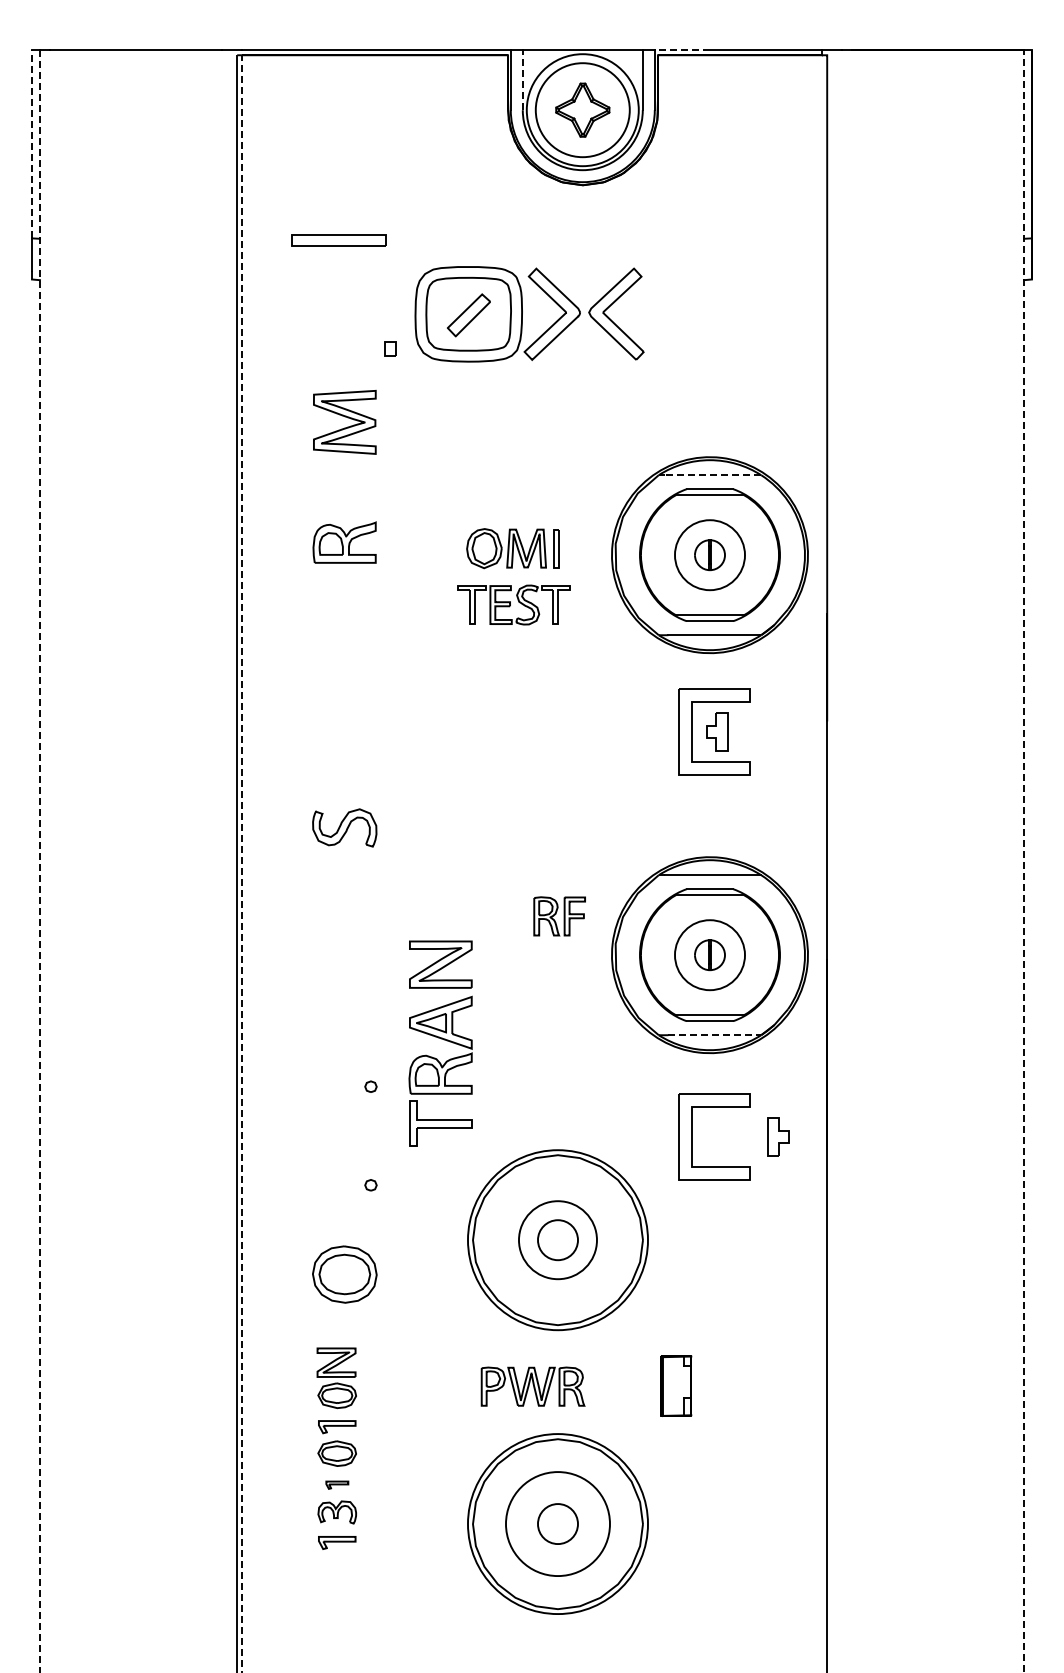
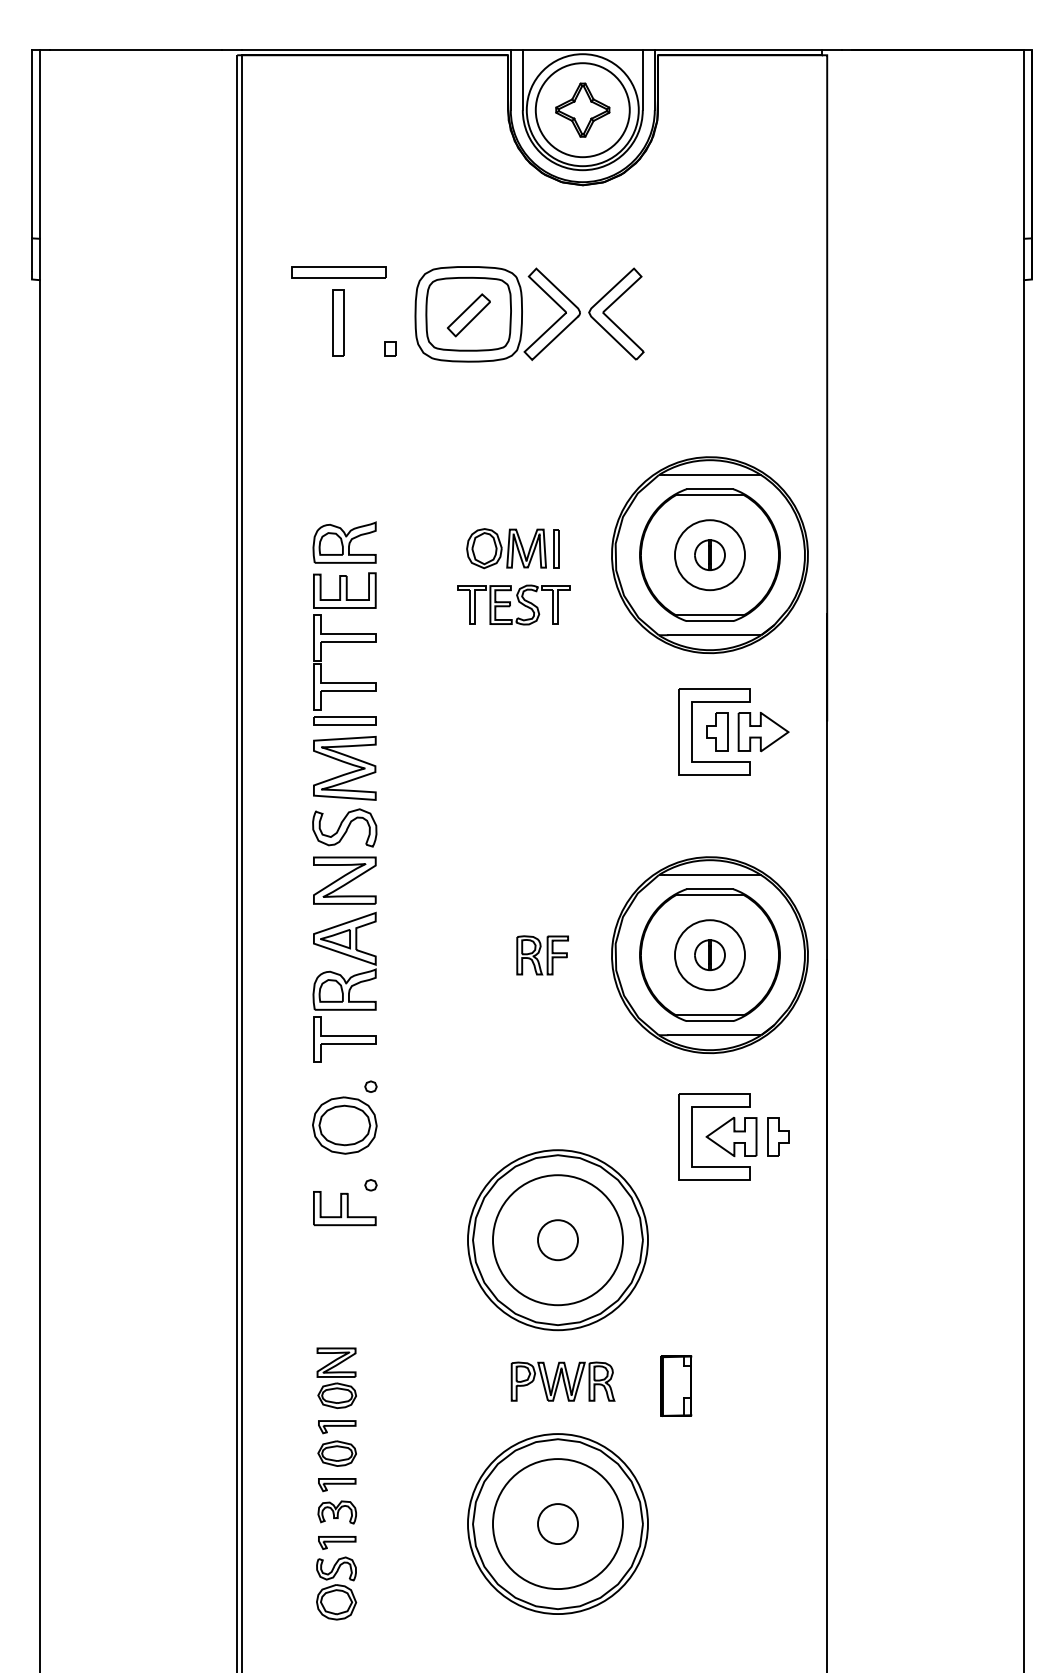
line: dashed -> solid (682, 50)
line: dashed -> solid (522, 80)
line: dashed -> solid (31, 143)
part position: (338, 240) -> (338, 272) (338, 272)
part: none -> present (338, 322)
part position: (344, 422) -> (344, 768) (344, 768)
line: dashed -> solid (713, 475)
part: none -> present (344, 648)
part: none -> present (763, 731)
line: dashed -> solid (39, 861)
line: dashed -> solid (1023, 861)
line: dashed -> solid (241, 863)
part position: (559, 916) -> (542, 955) (542, 955)
line: dashed -> solid (714, 1035)
part position: (440, 1043) -> (344, 959) (344, 959)
part: none -> present (731, 1137)
part: none -> present (344, 1208)
circle diameter: 78 px -> 130 px (557, 1240)
part position: (344, 1274) -> (344, 1125) (344, 1125)
part position: (532, 1386) -> (562, 1381) (562, 1381)
part size: 25x10 px -> 39x15 px (337, 1485)
circle diameter: 104 px -> 130 px (557, 1524)
part: none -> present (336, 1588)
